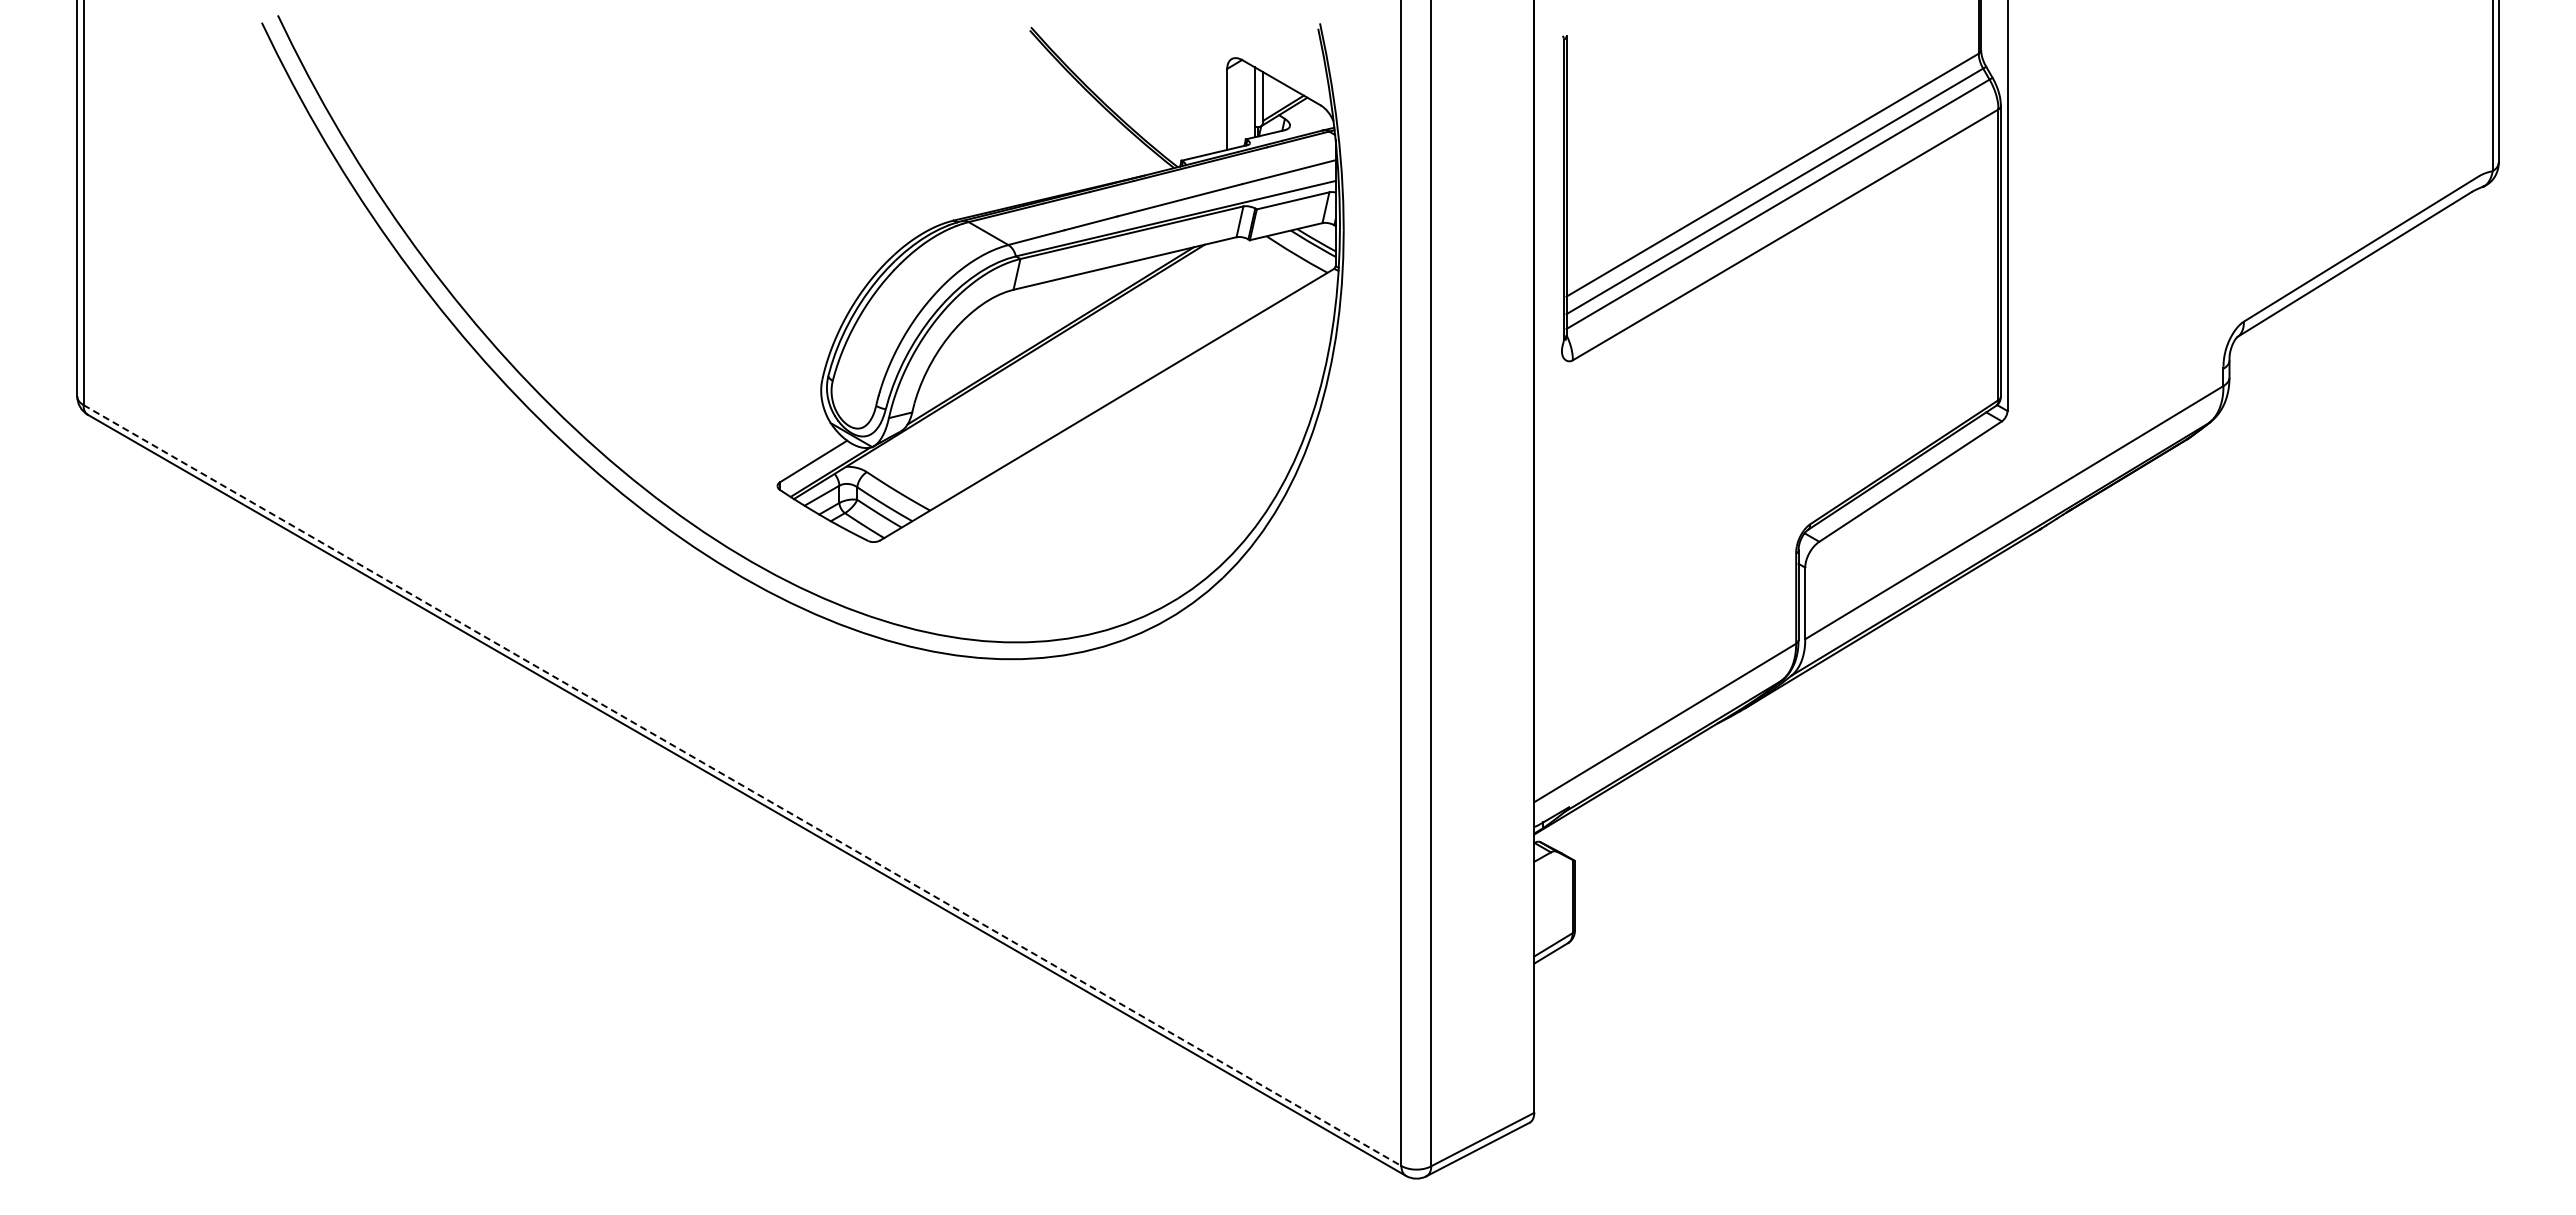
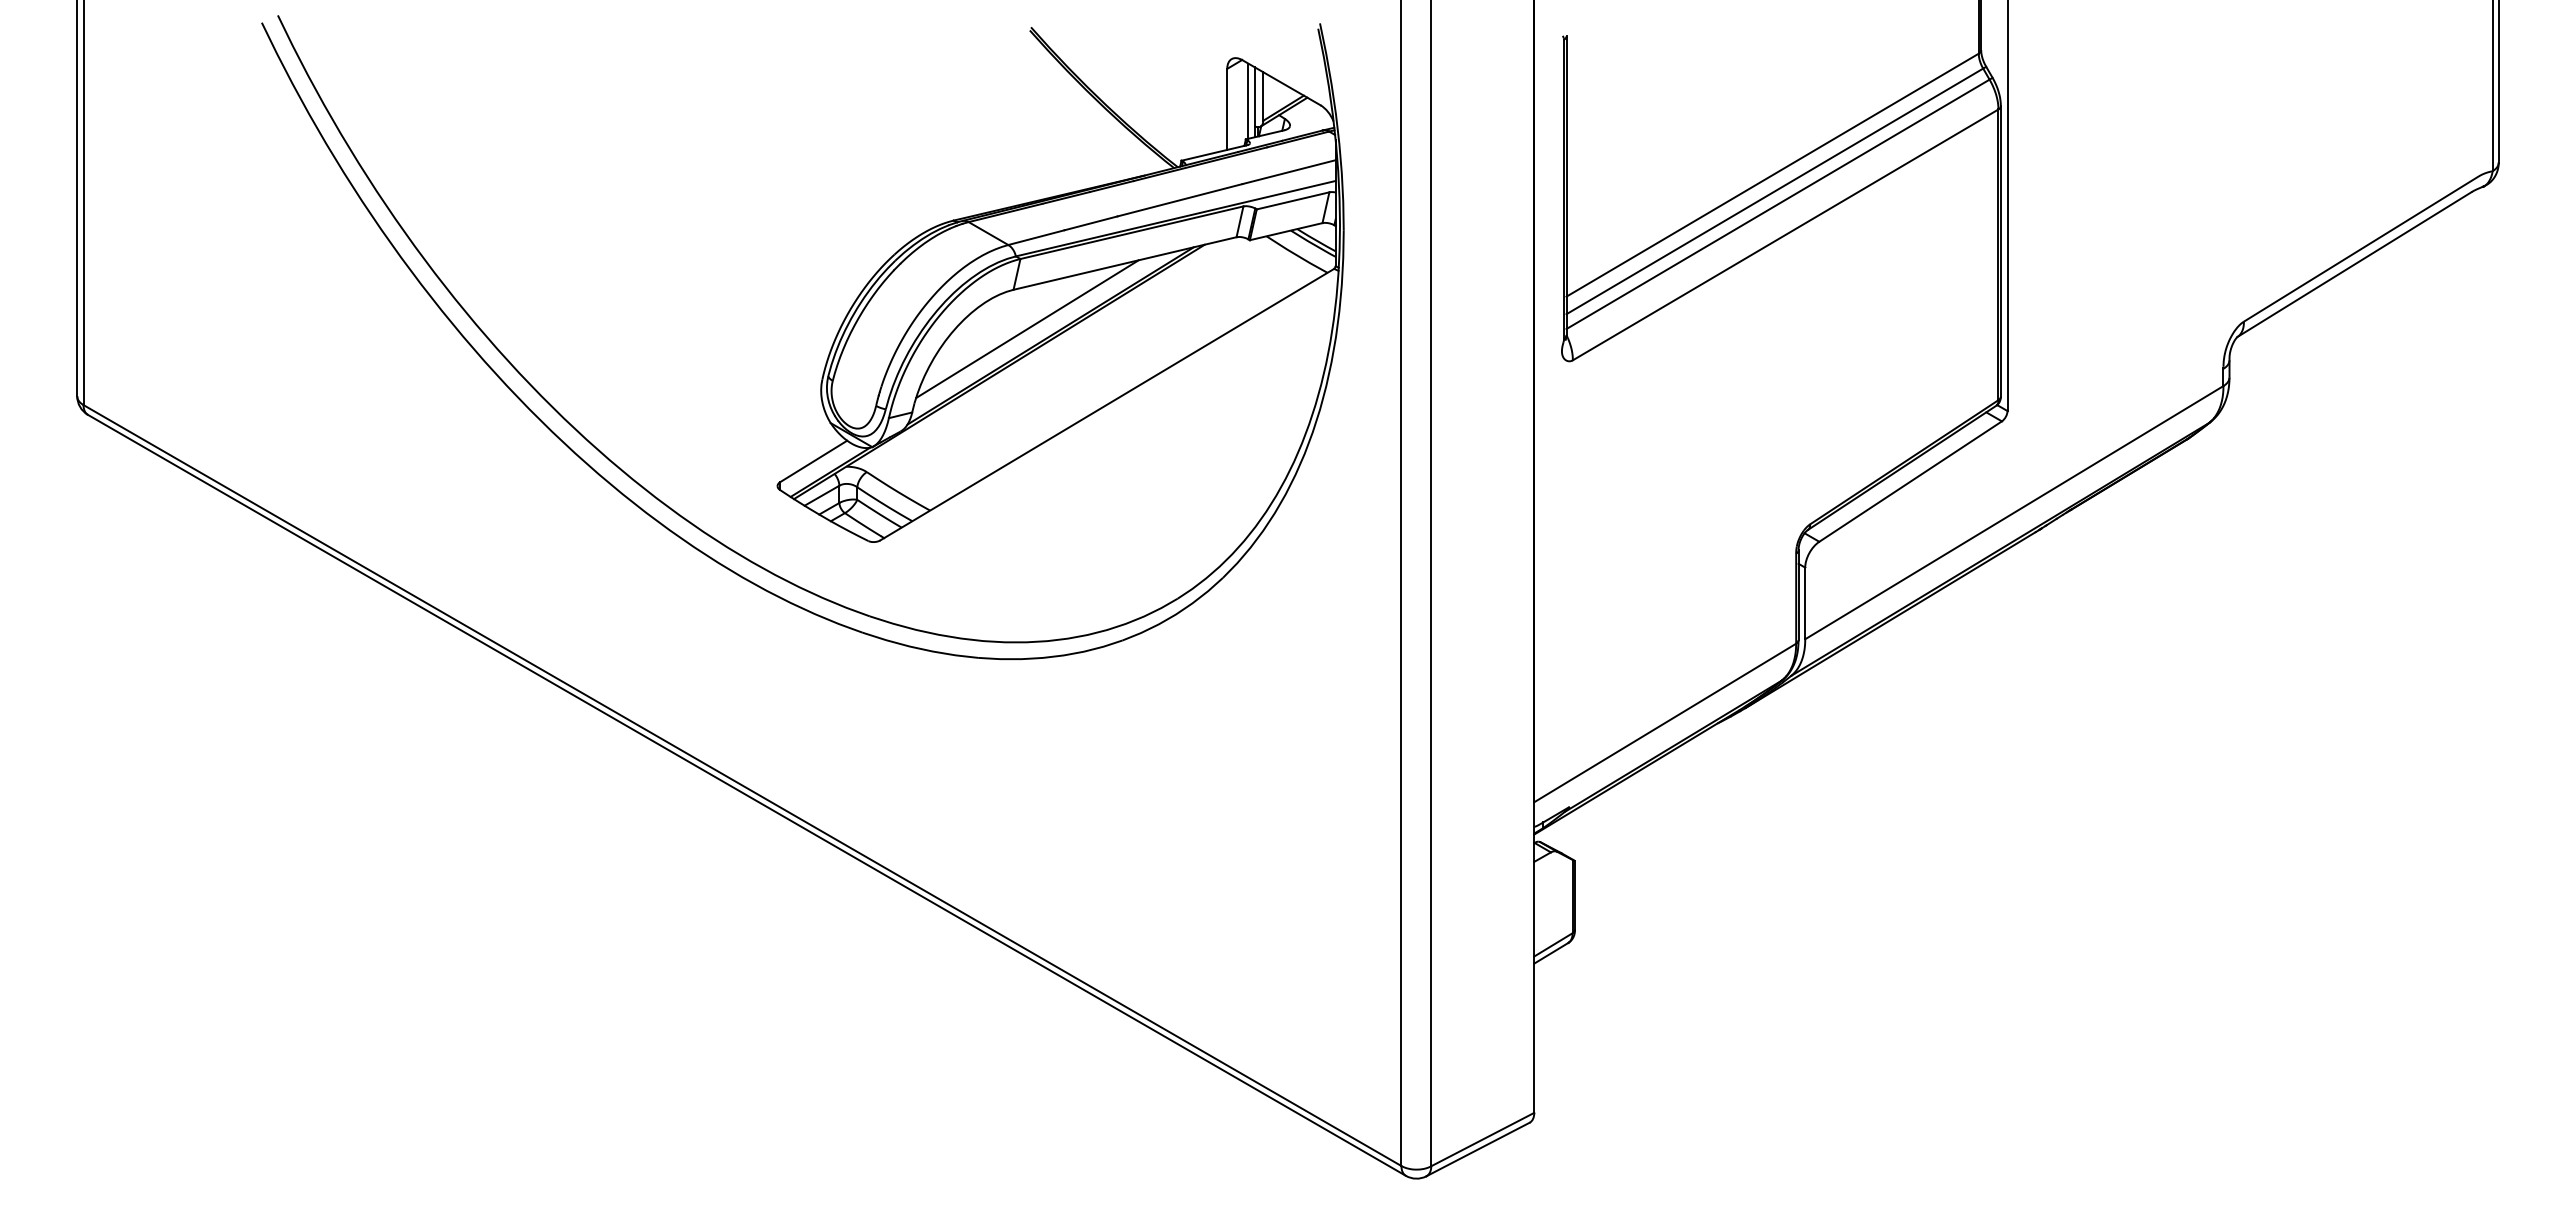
line: none -> present (1248, 100)
line: none -> present (1027, 329)
line: dashed -> solid (742, 785)
